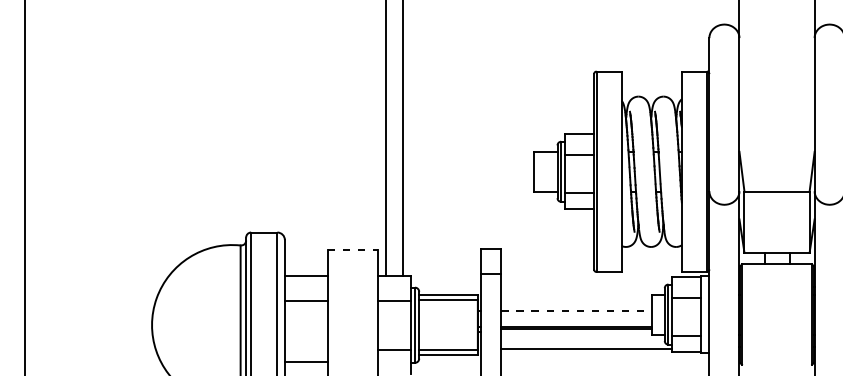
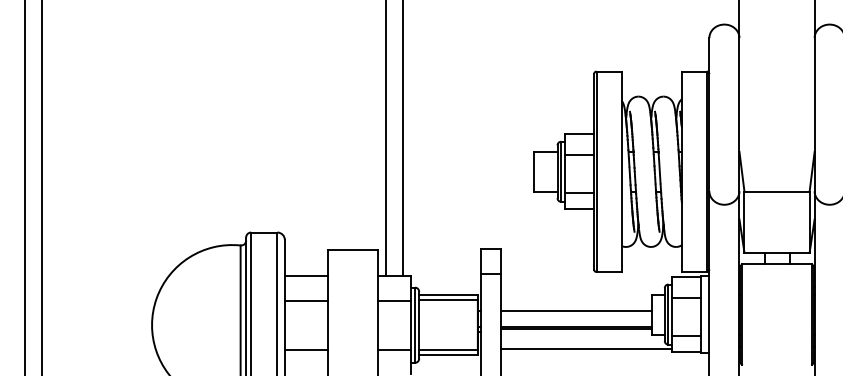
line: none -> present (41, 187)
line: dashed -> solid (353, 250)
line: dashed -> solid (577, 310)
line position: (305, 361) -> (305, 349) (305, 349)
